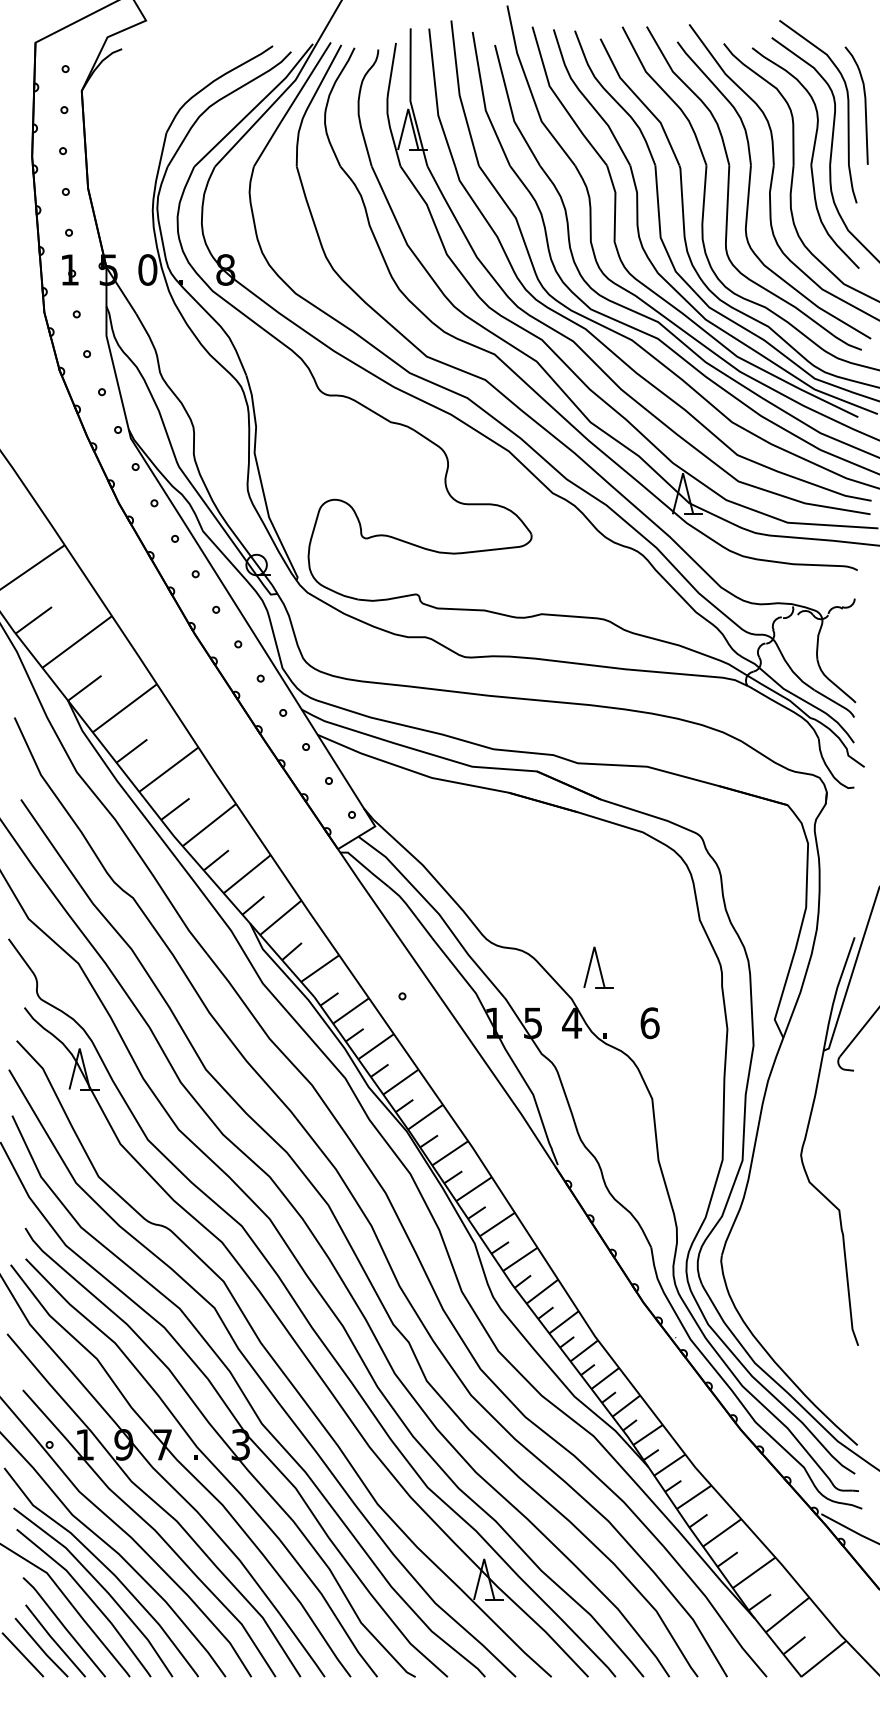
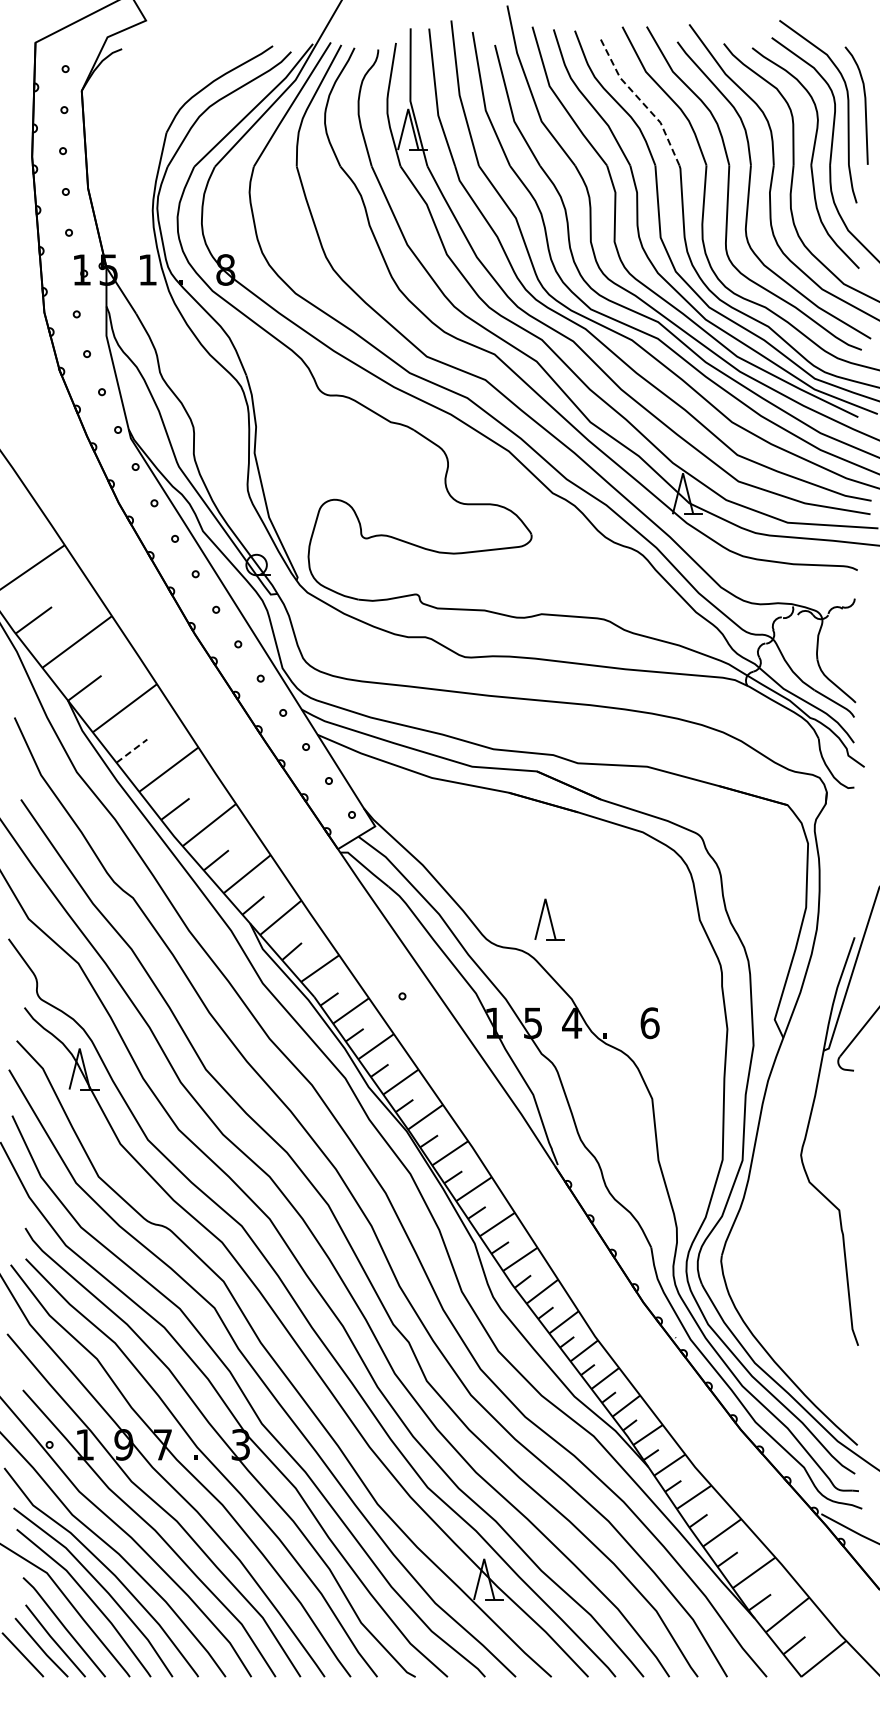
line: solid -> dashed (641, 101)
part position: (70, 269) -> (82, 269) (82, 269)
text: 0 -> 1 (147, 269)
line: solid -> dashed (132, 750)
part position: (598, 967) -> (549, 919) (549, 919)
